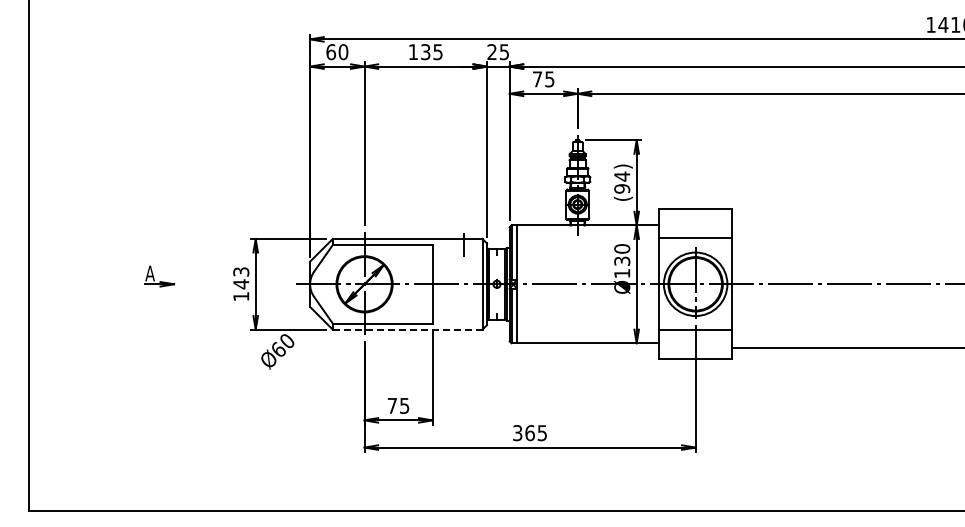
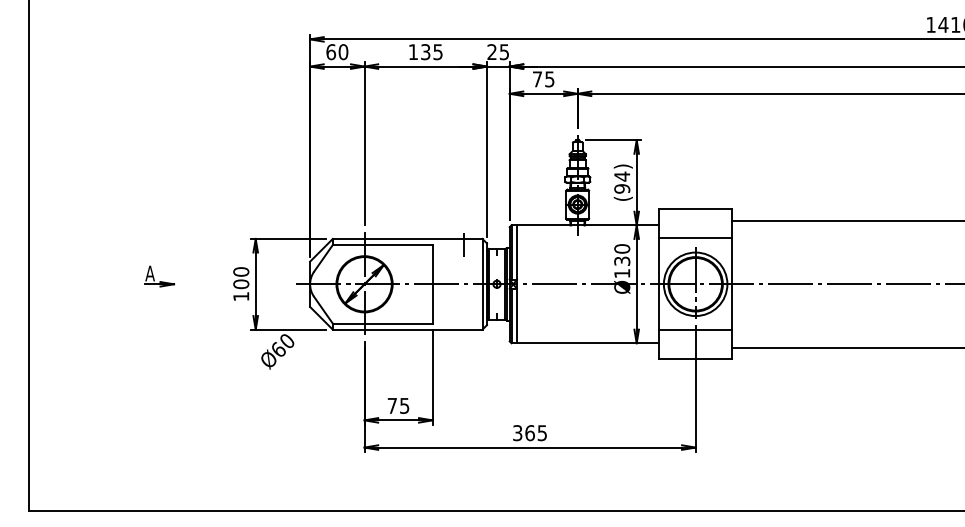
line: none -> present (846, 220)
text: 143 -> 100 (241, 278)
line: dashed -> solid (407, 329)
